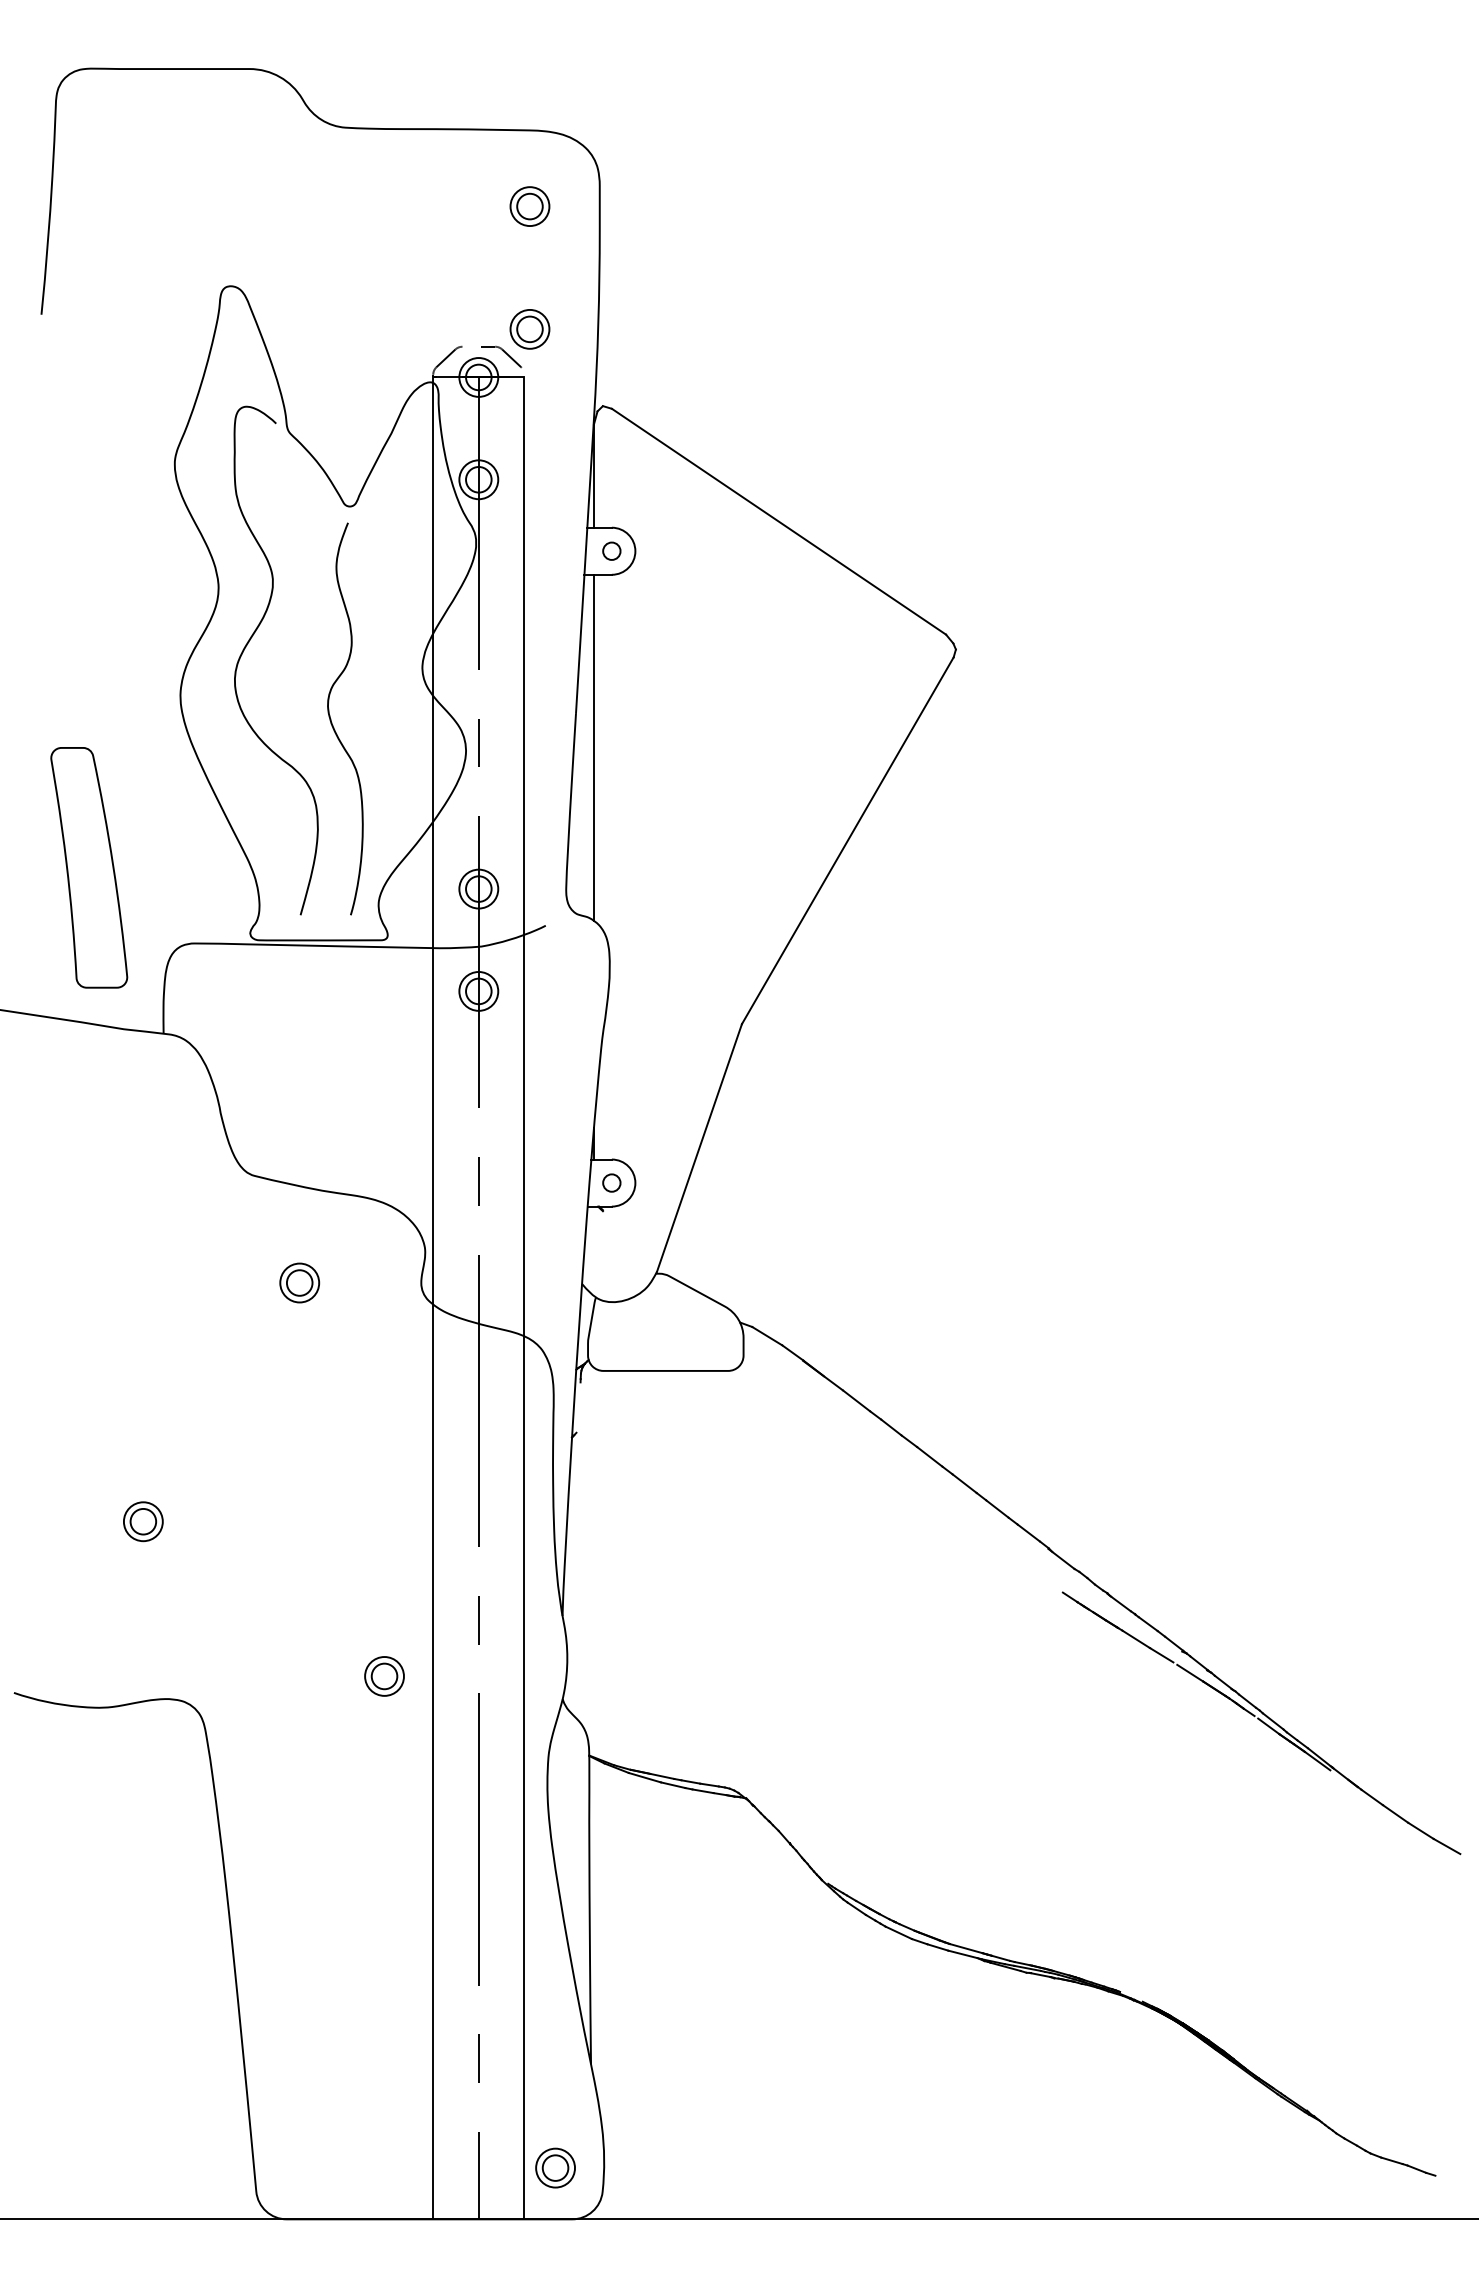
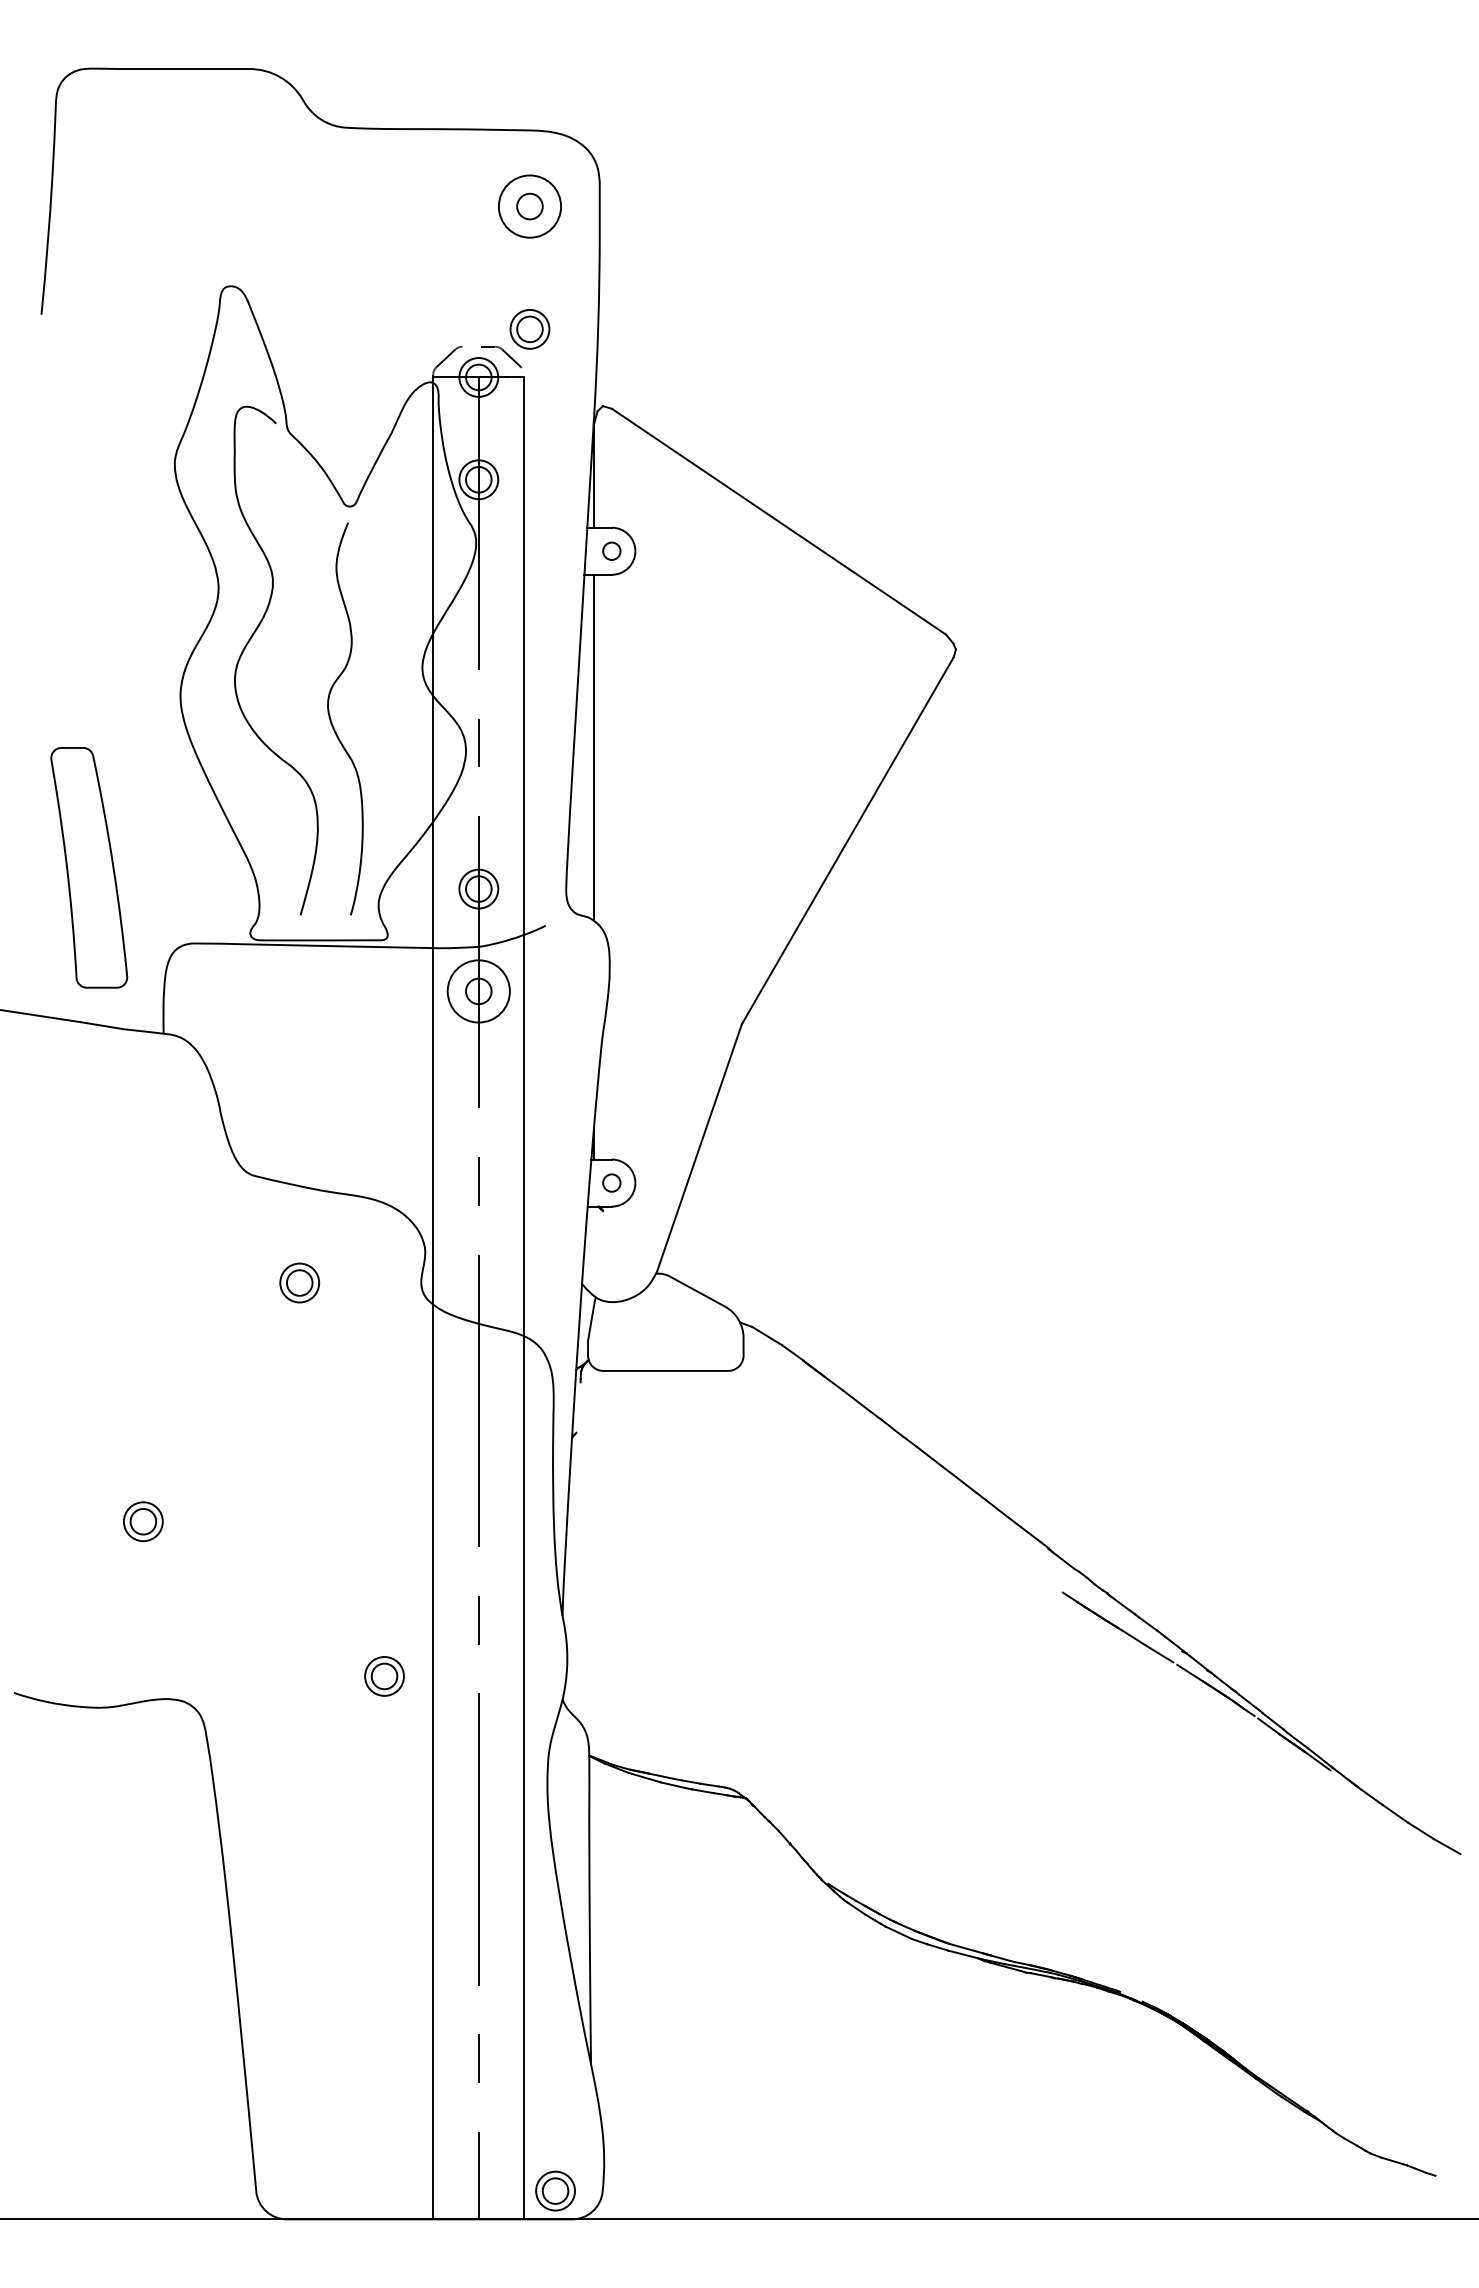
circle diameter: 39 px -> 62 px (529, 206)
circle diameter: 39 px -> 62 px (478, 991)
part position: (555, 2167) -> (555, 2190) (555, 2190)
